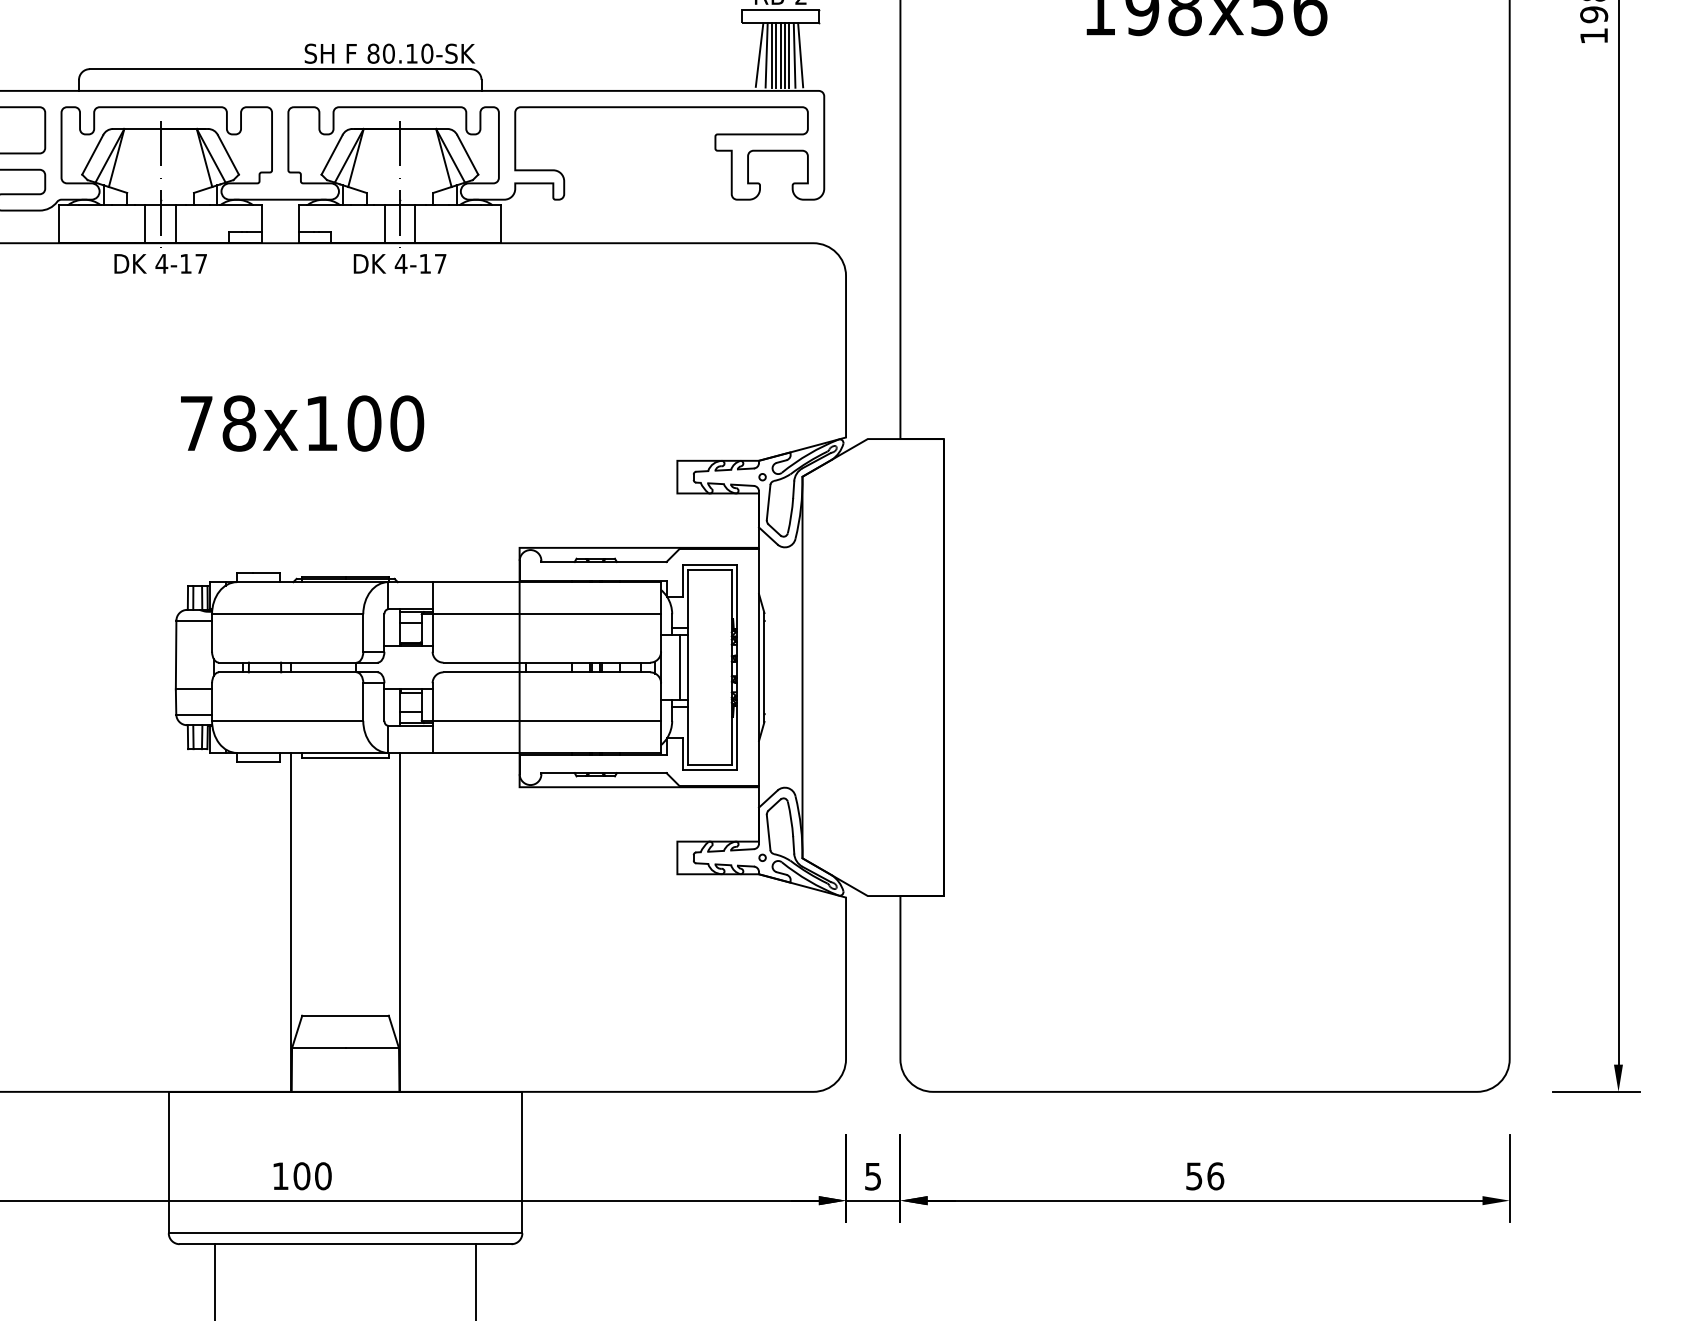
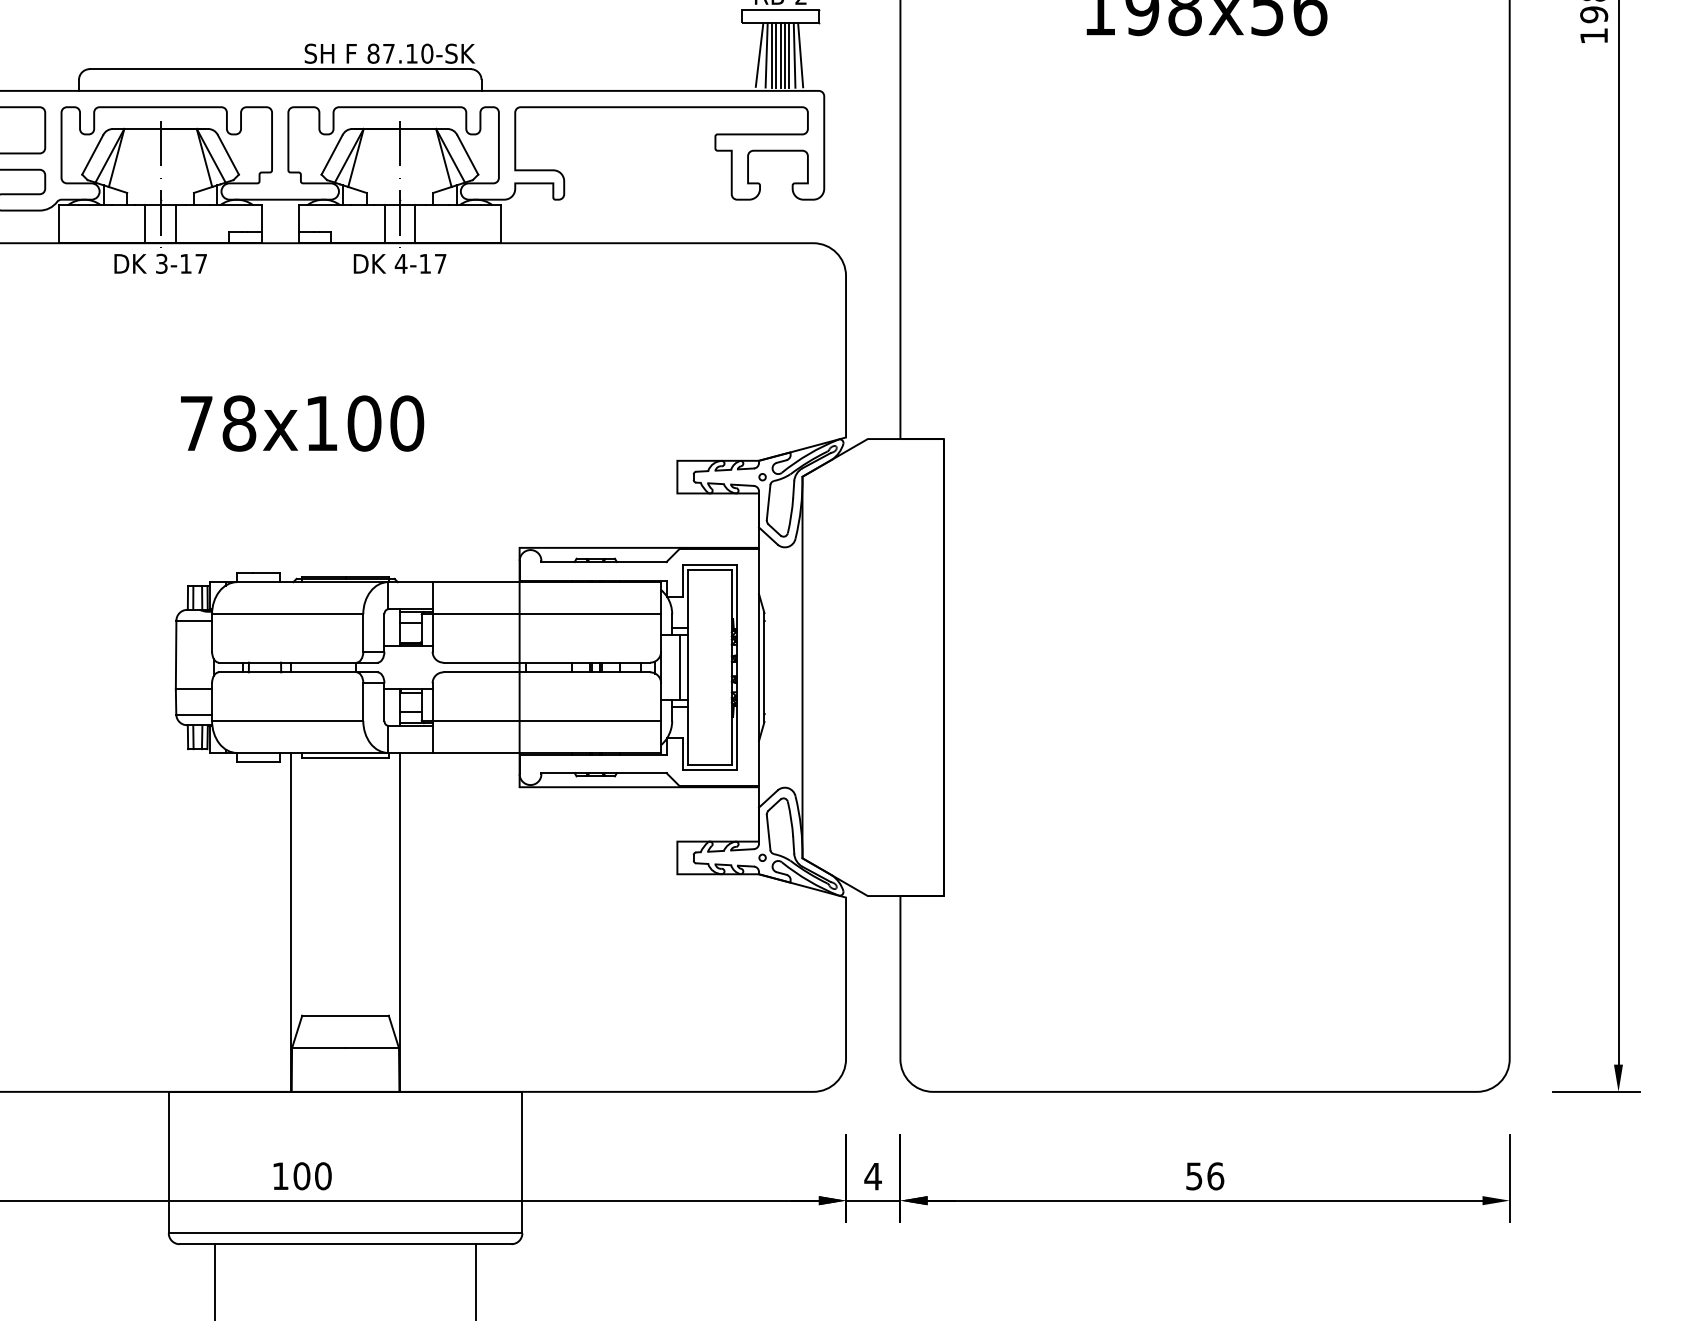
text: 80.10-SK -> 87.10-SK (388, 53)
text: 4-17 -> 3-17 (161, 263)
text: 5 -> 4 (872, 1176)
